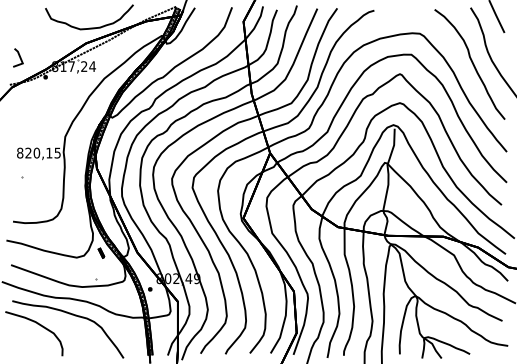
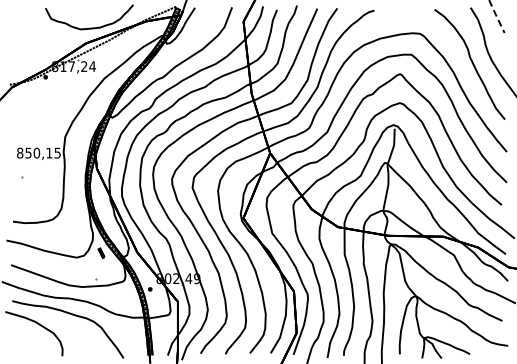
line: solid -> dashed (496, 16)
line: present -> none (19, 57)
text: 820,15 -> 850,15 (28, 152)
